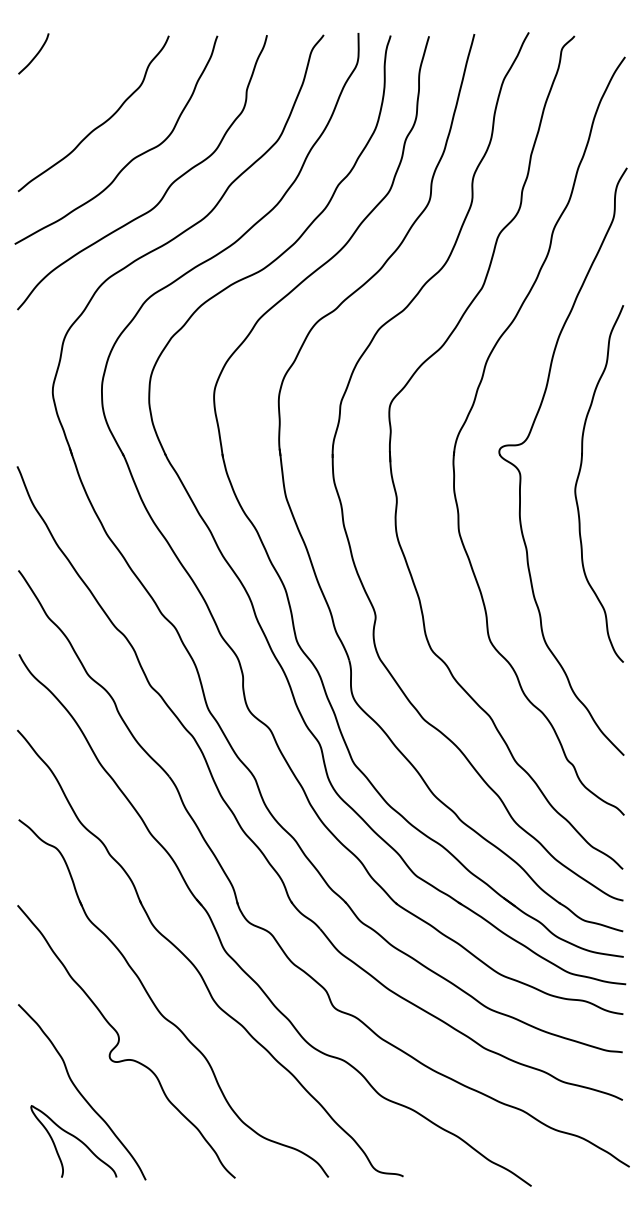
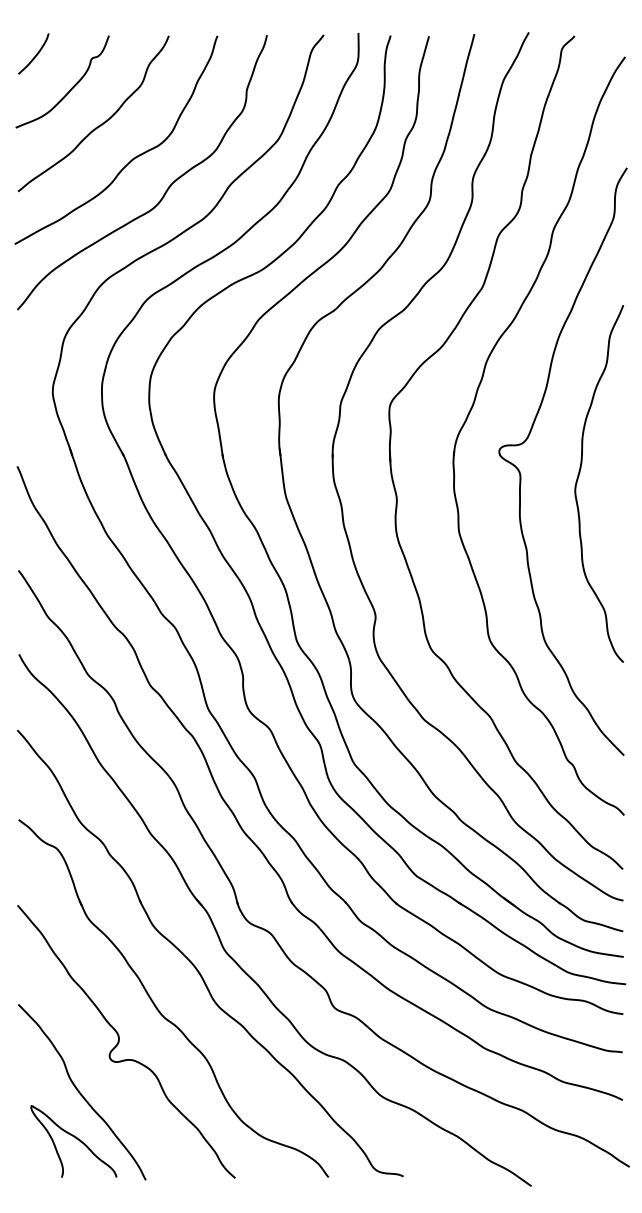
curve: none -> present (70, 88)
